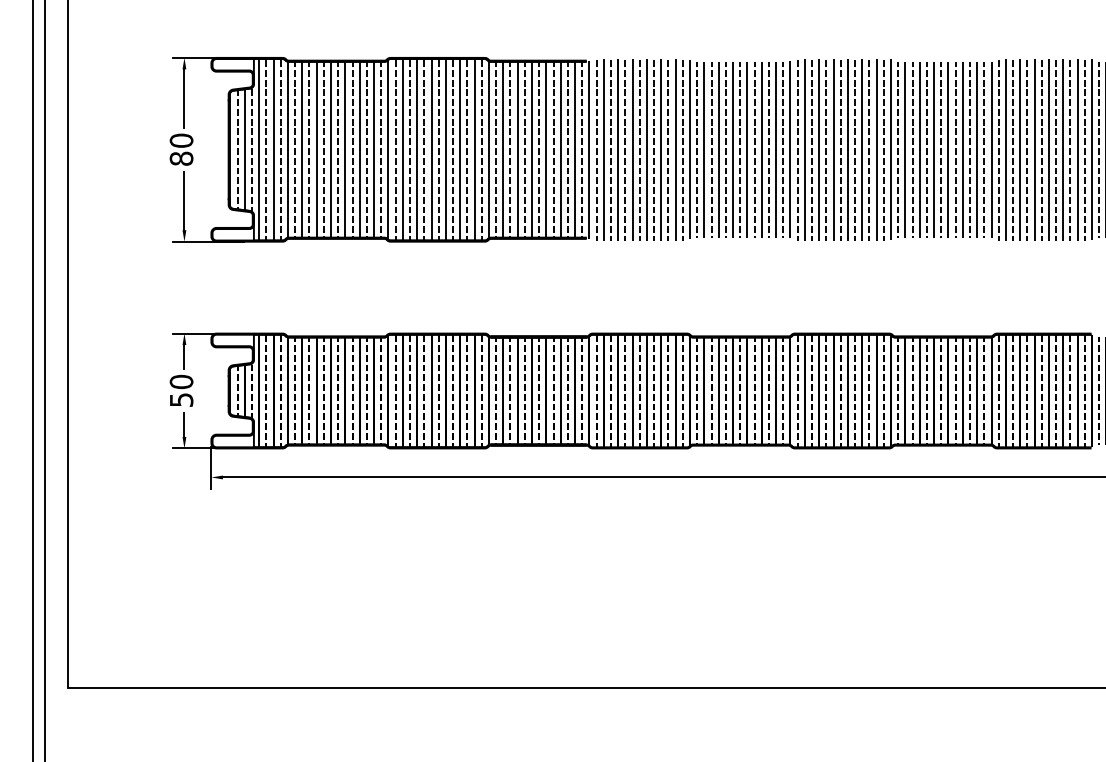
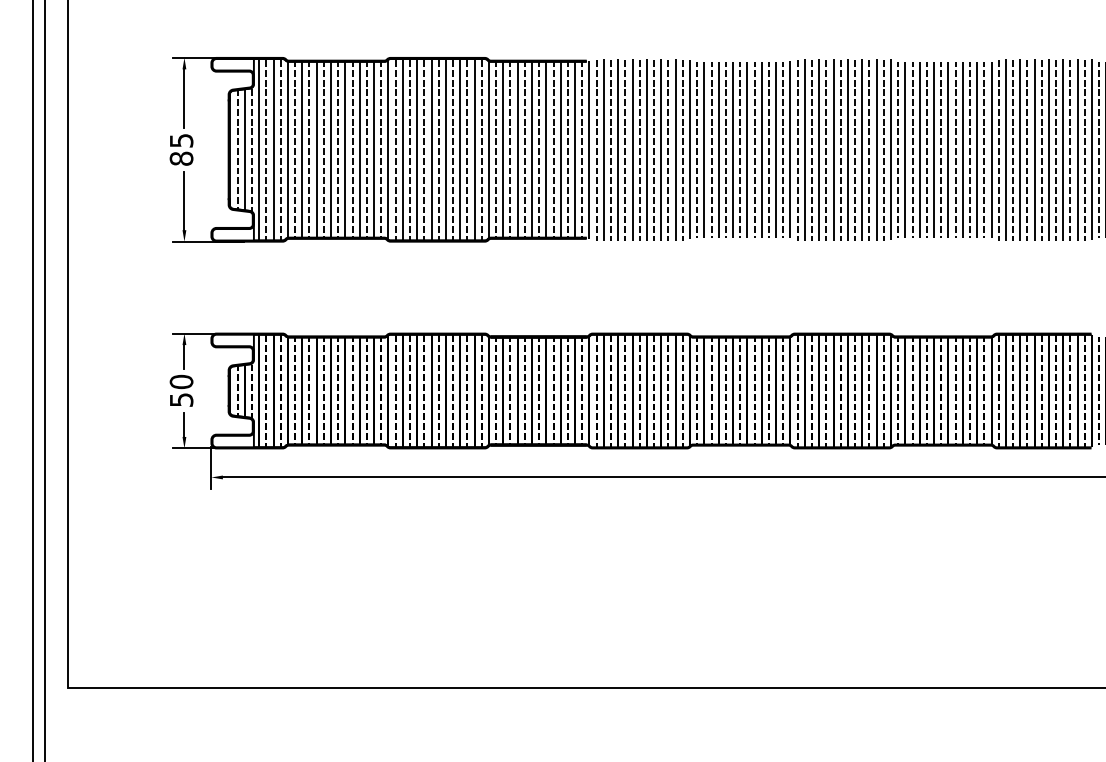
text: 80 -> 85 (181, 140)
